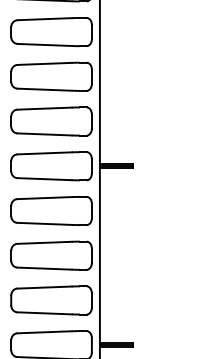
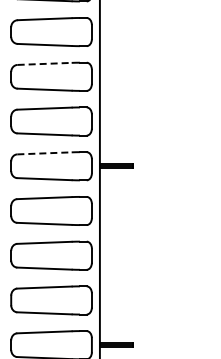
line: solid -> dashed (45, 63)
line: solid -> dashed (45, 153)
